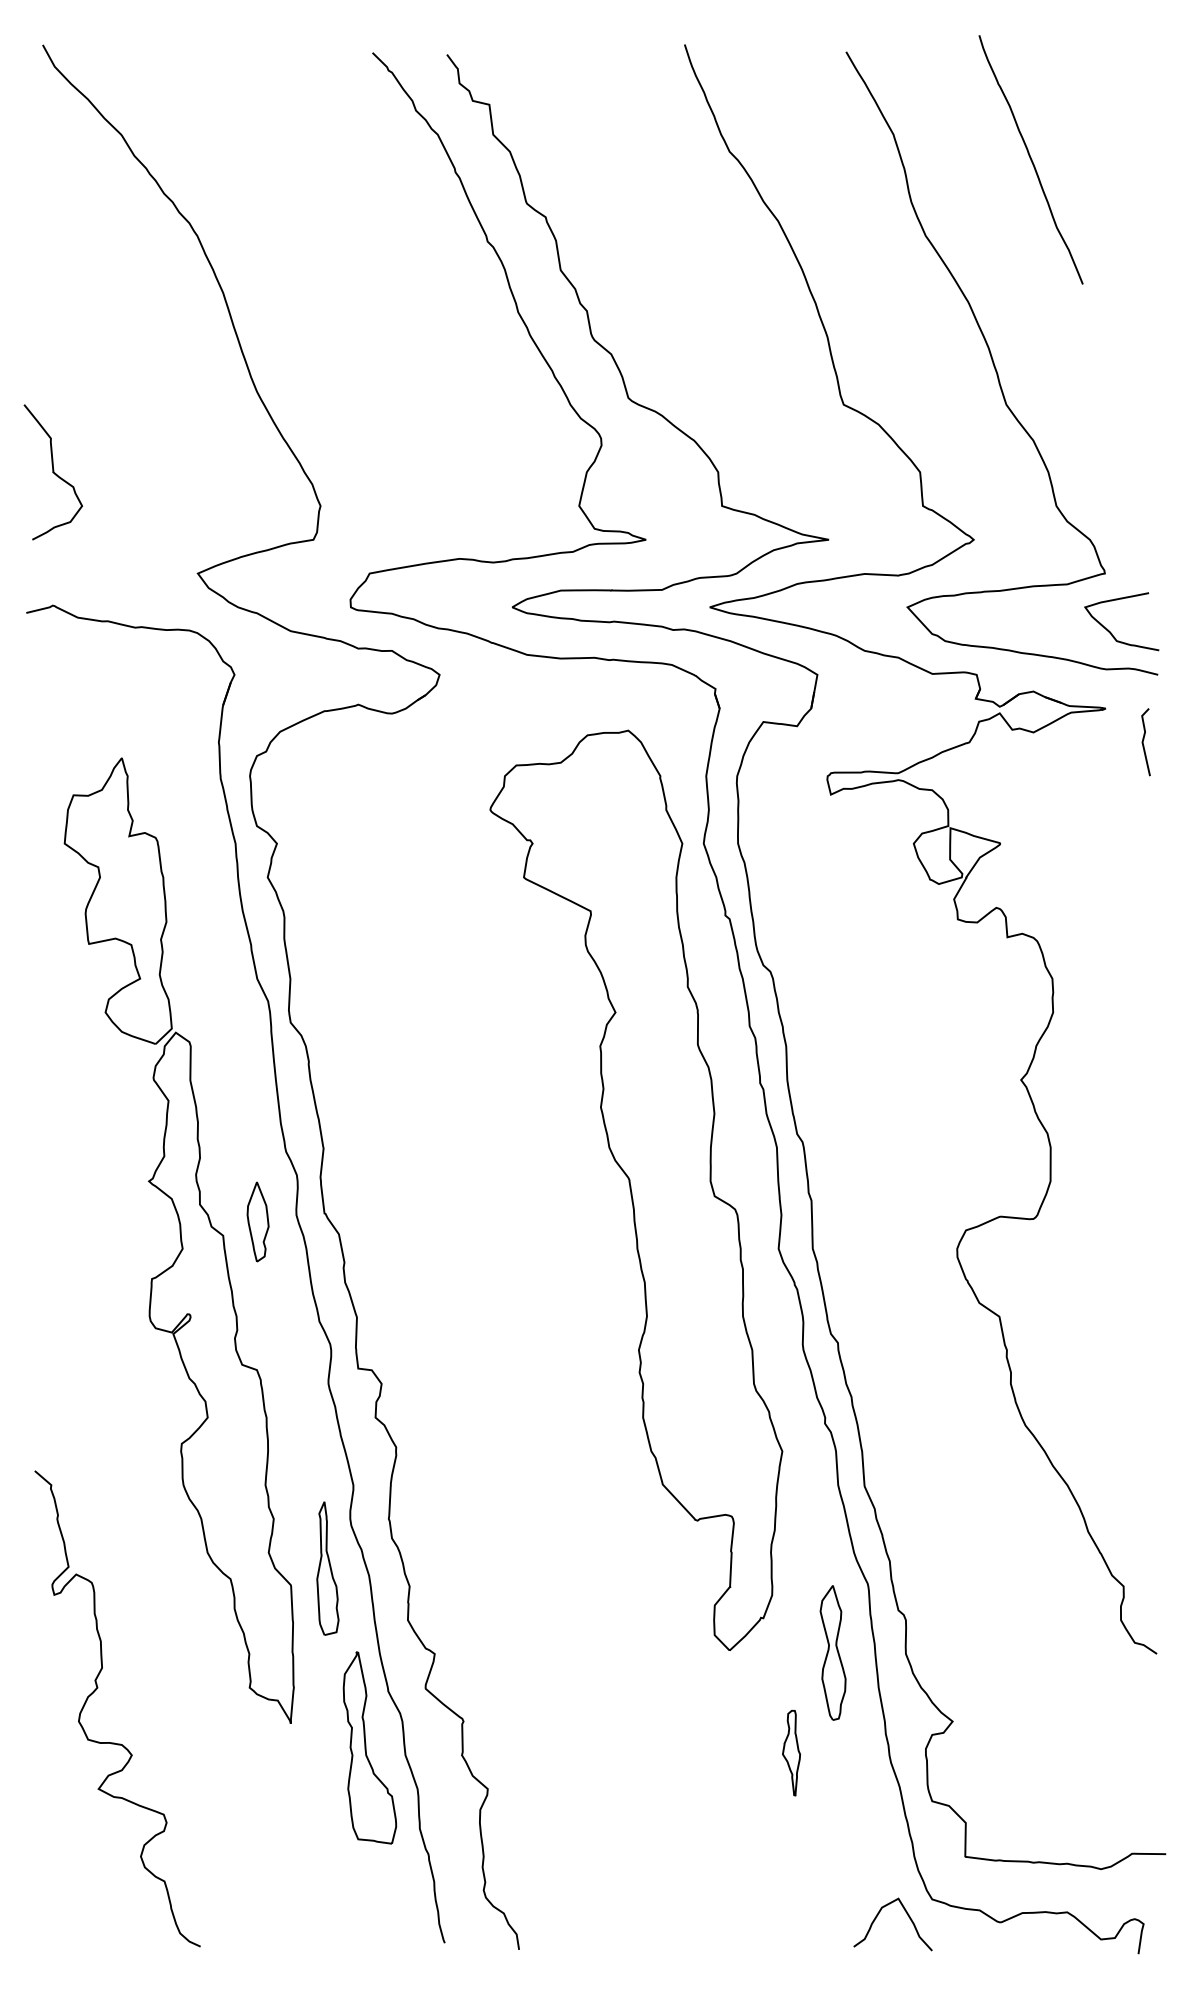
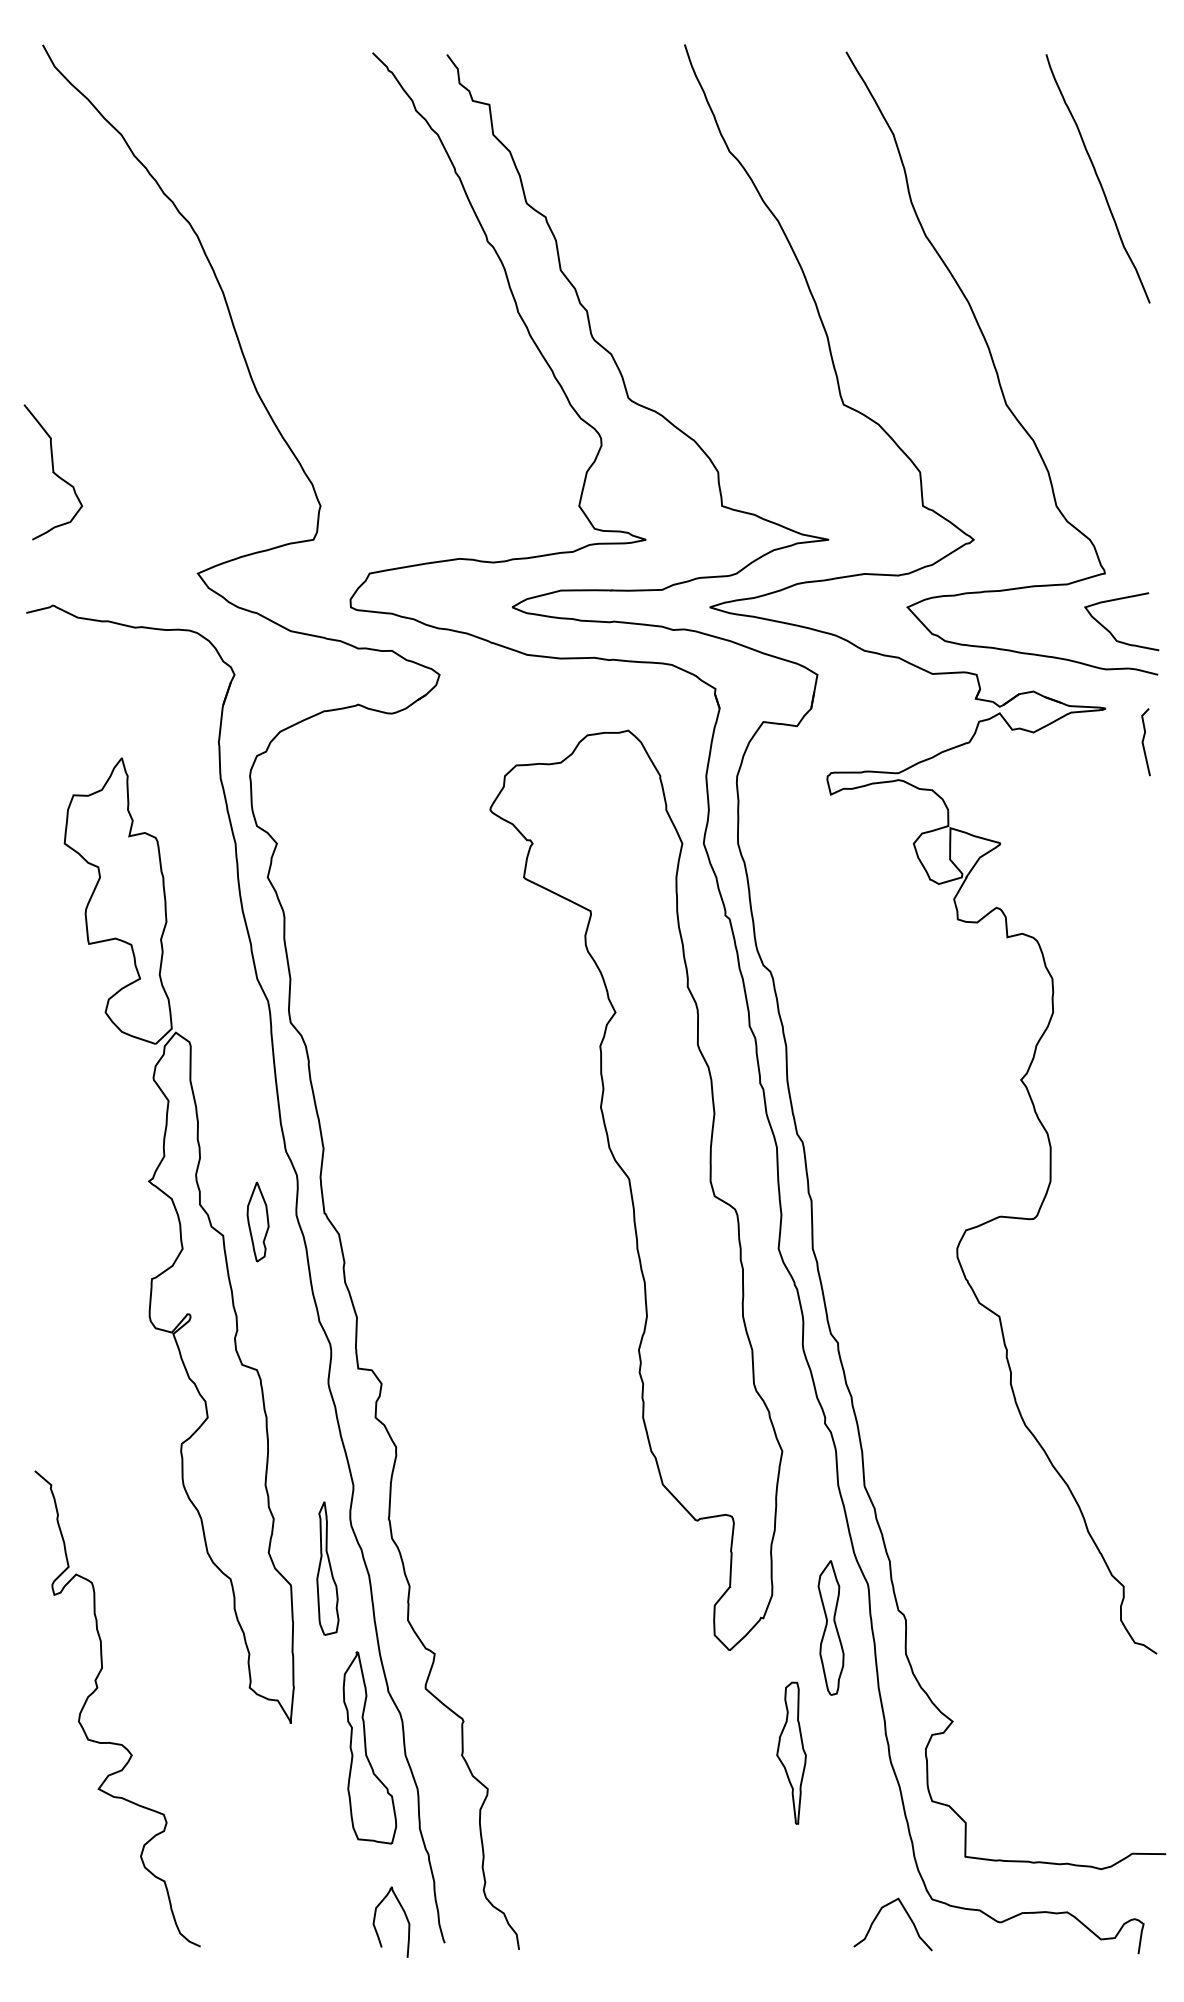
curve position: (1030, 159) -> (1097, 178) (1097, 178)
part position: (832, 1652) -> (830, 1627) (830, 1627)
part size: 19x88 px -> 31x144 px (791, 1752)
curve: none -> present (405, 1917)
